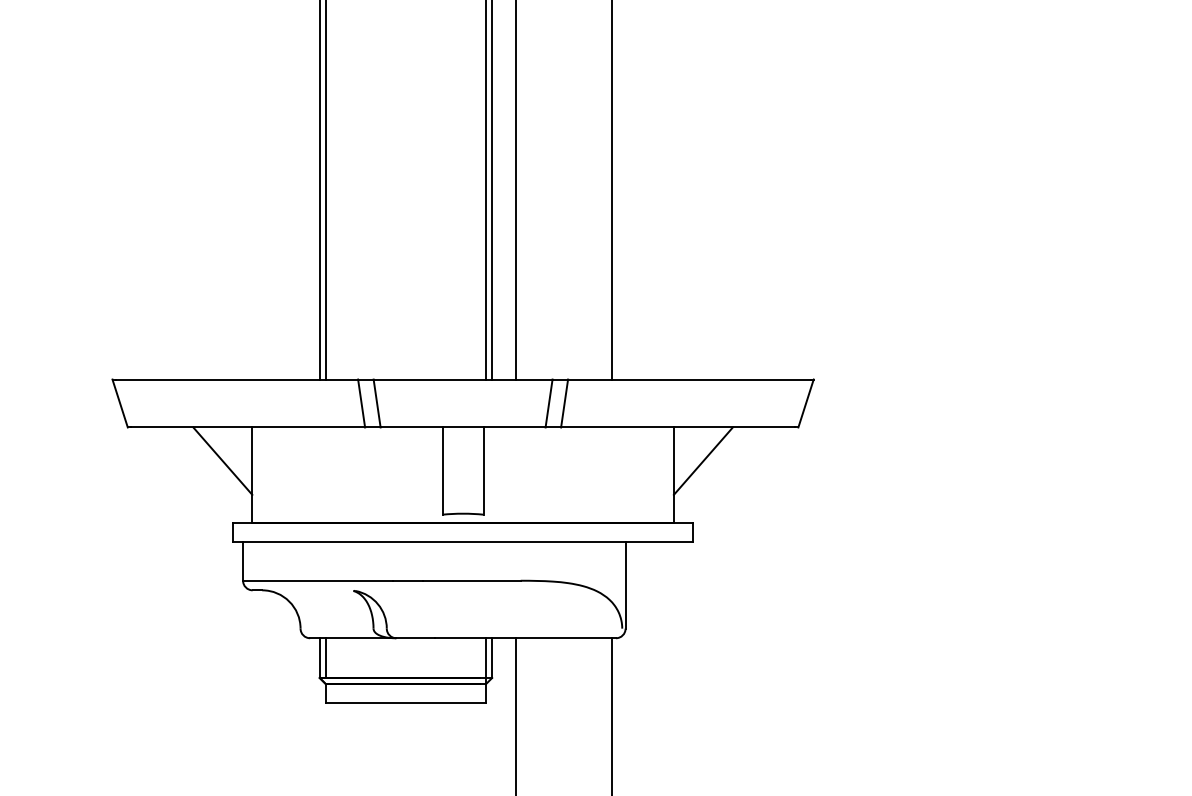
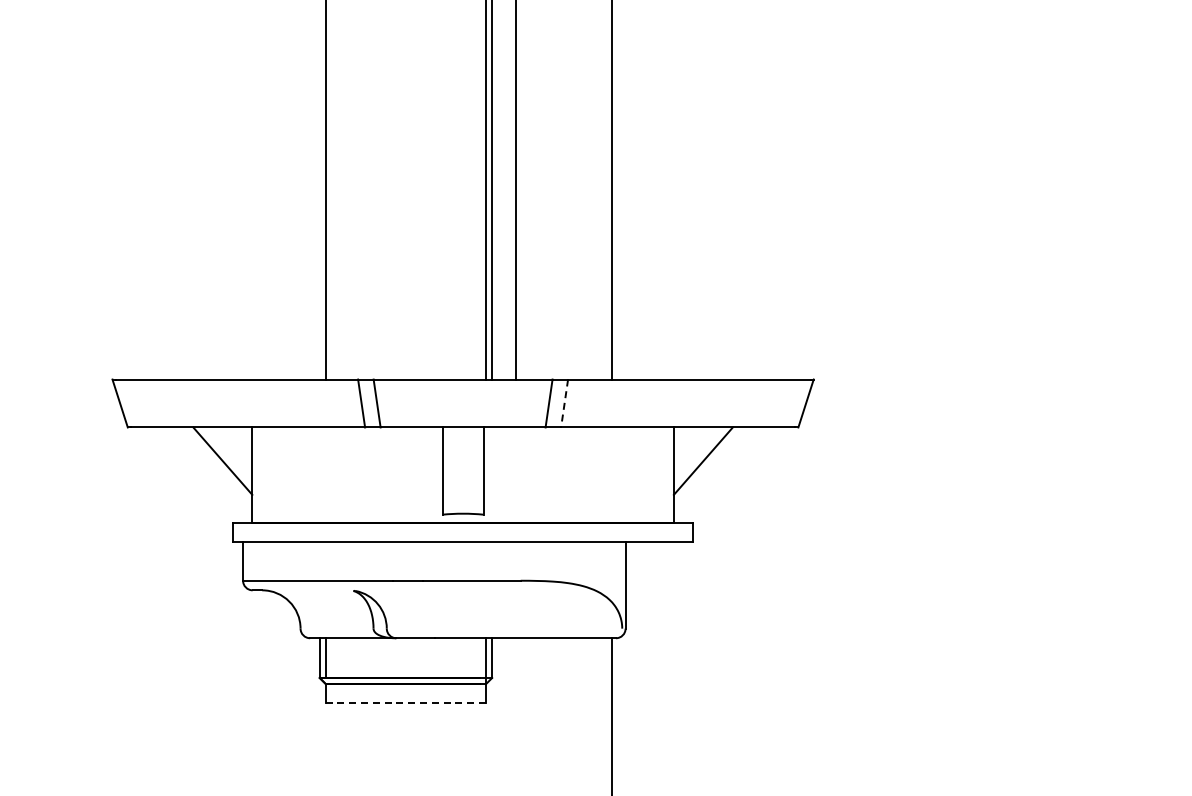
line: present -> none (319, 190)
line: solid -> dashed (564, 403)
line: solid -> dashed (405, 703)
line: present -> none (516, 715)
